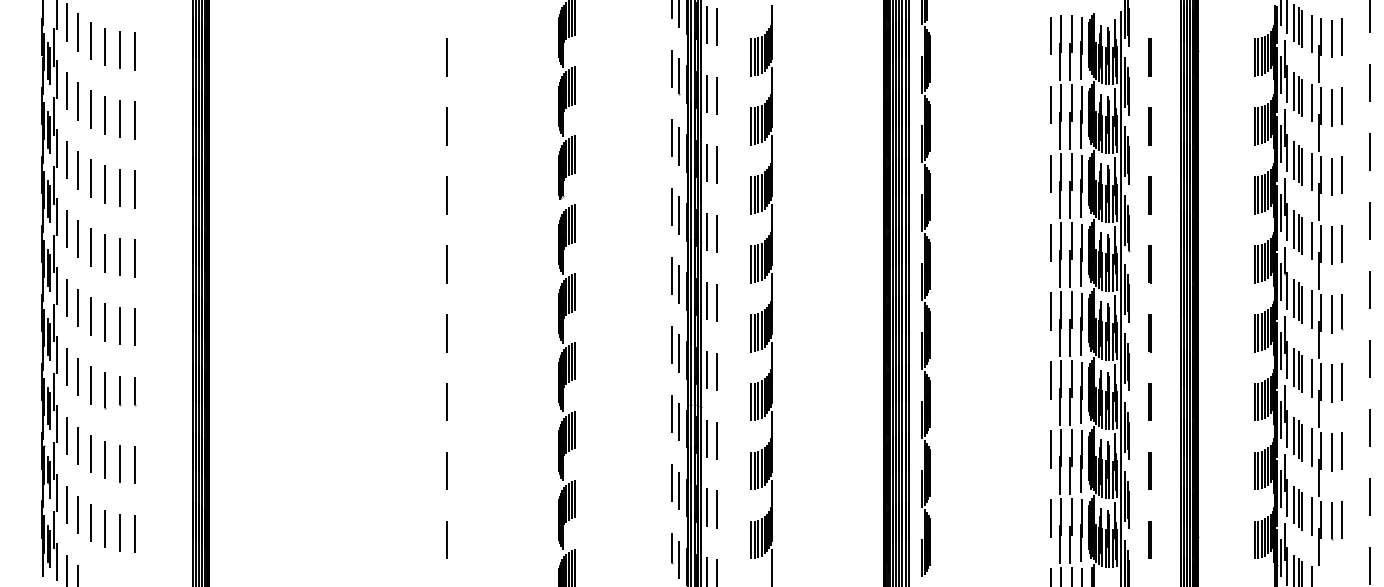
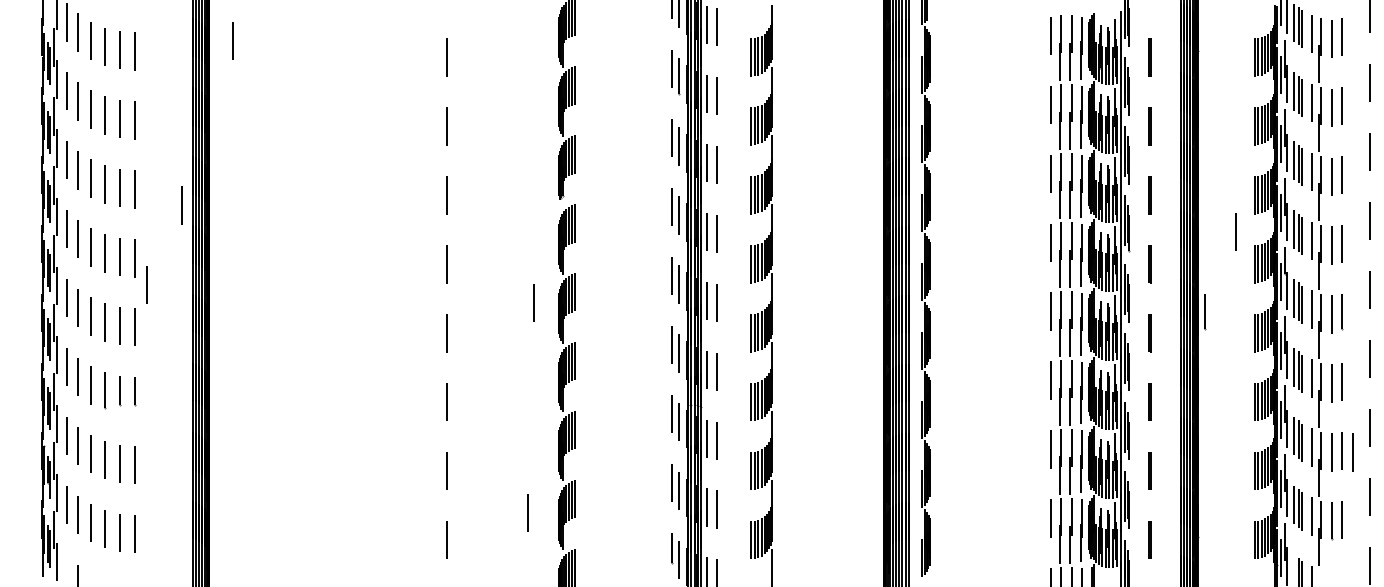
line: none -> present (232, 40)
line: none -> present (181, 205)
line: none -> present (1235, 231)
line: none -> present (146, 284)
line: none -> present (533, 302)
line: none -> present (1205, 312)
line: none -> present (1352, 452)
line: none -> present (527, 512)
line: present -> none (66, 568)
line: present -> none (1294, 569)
